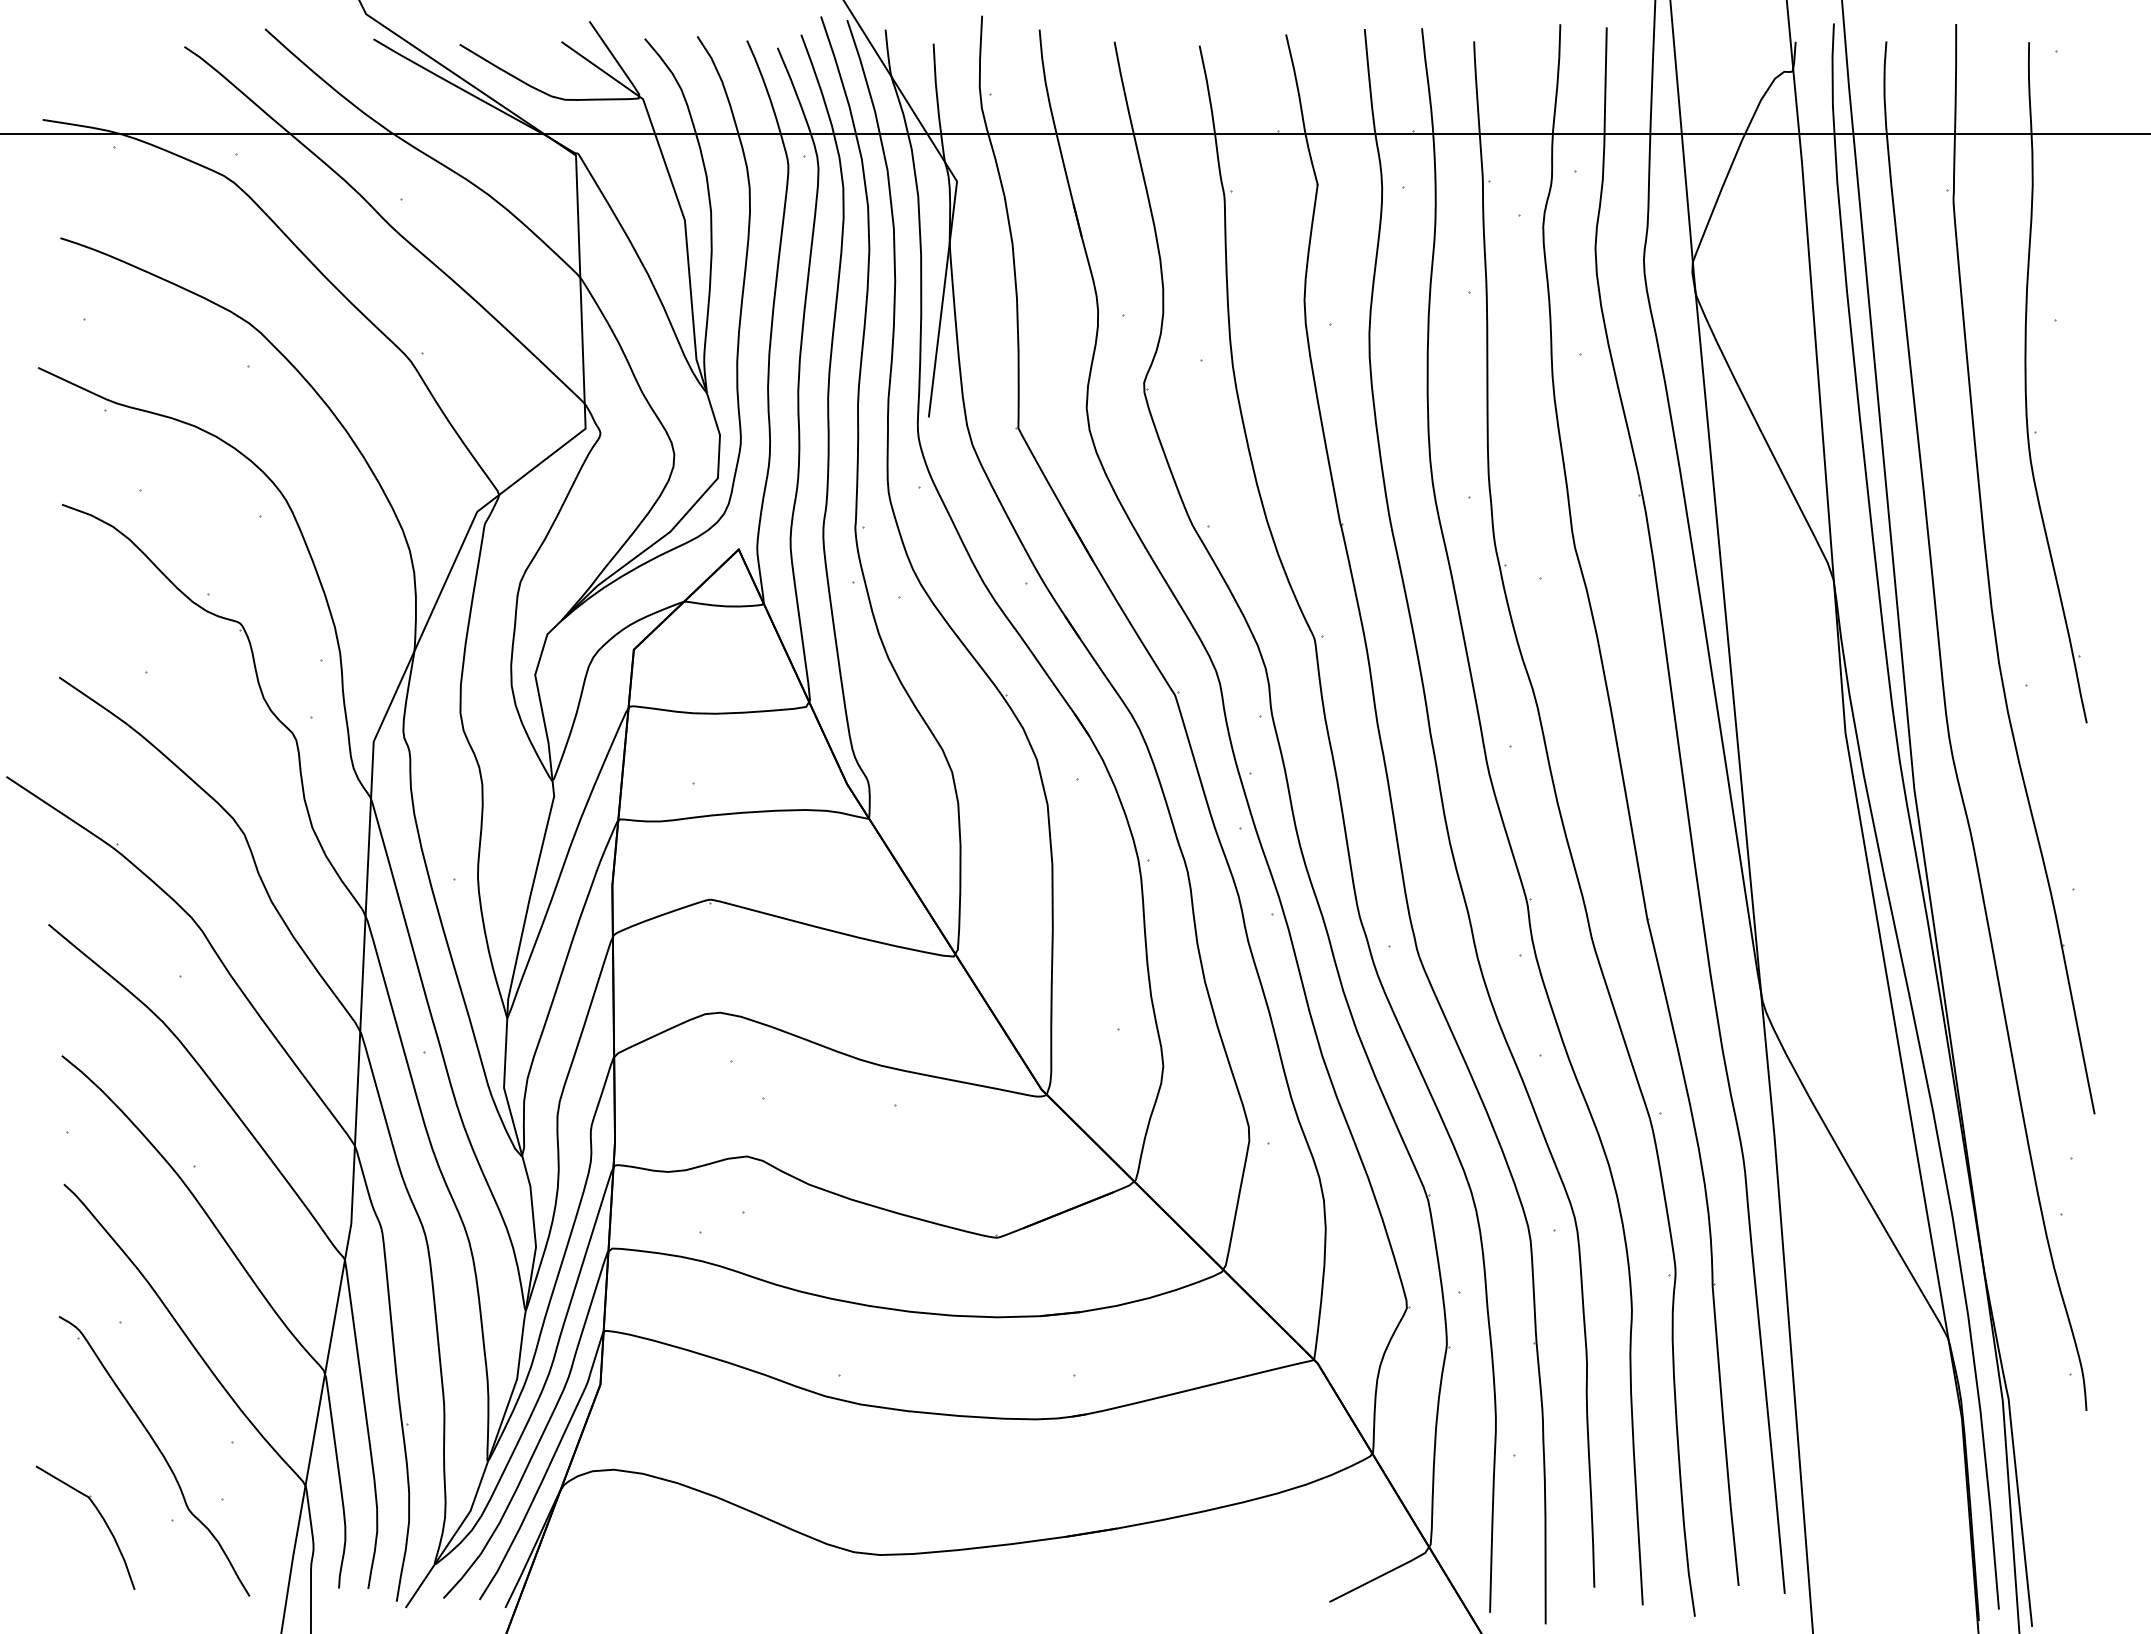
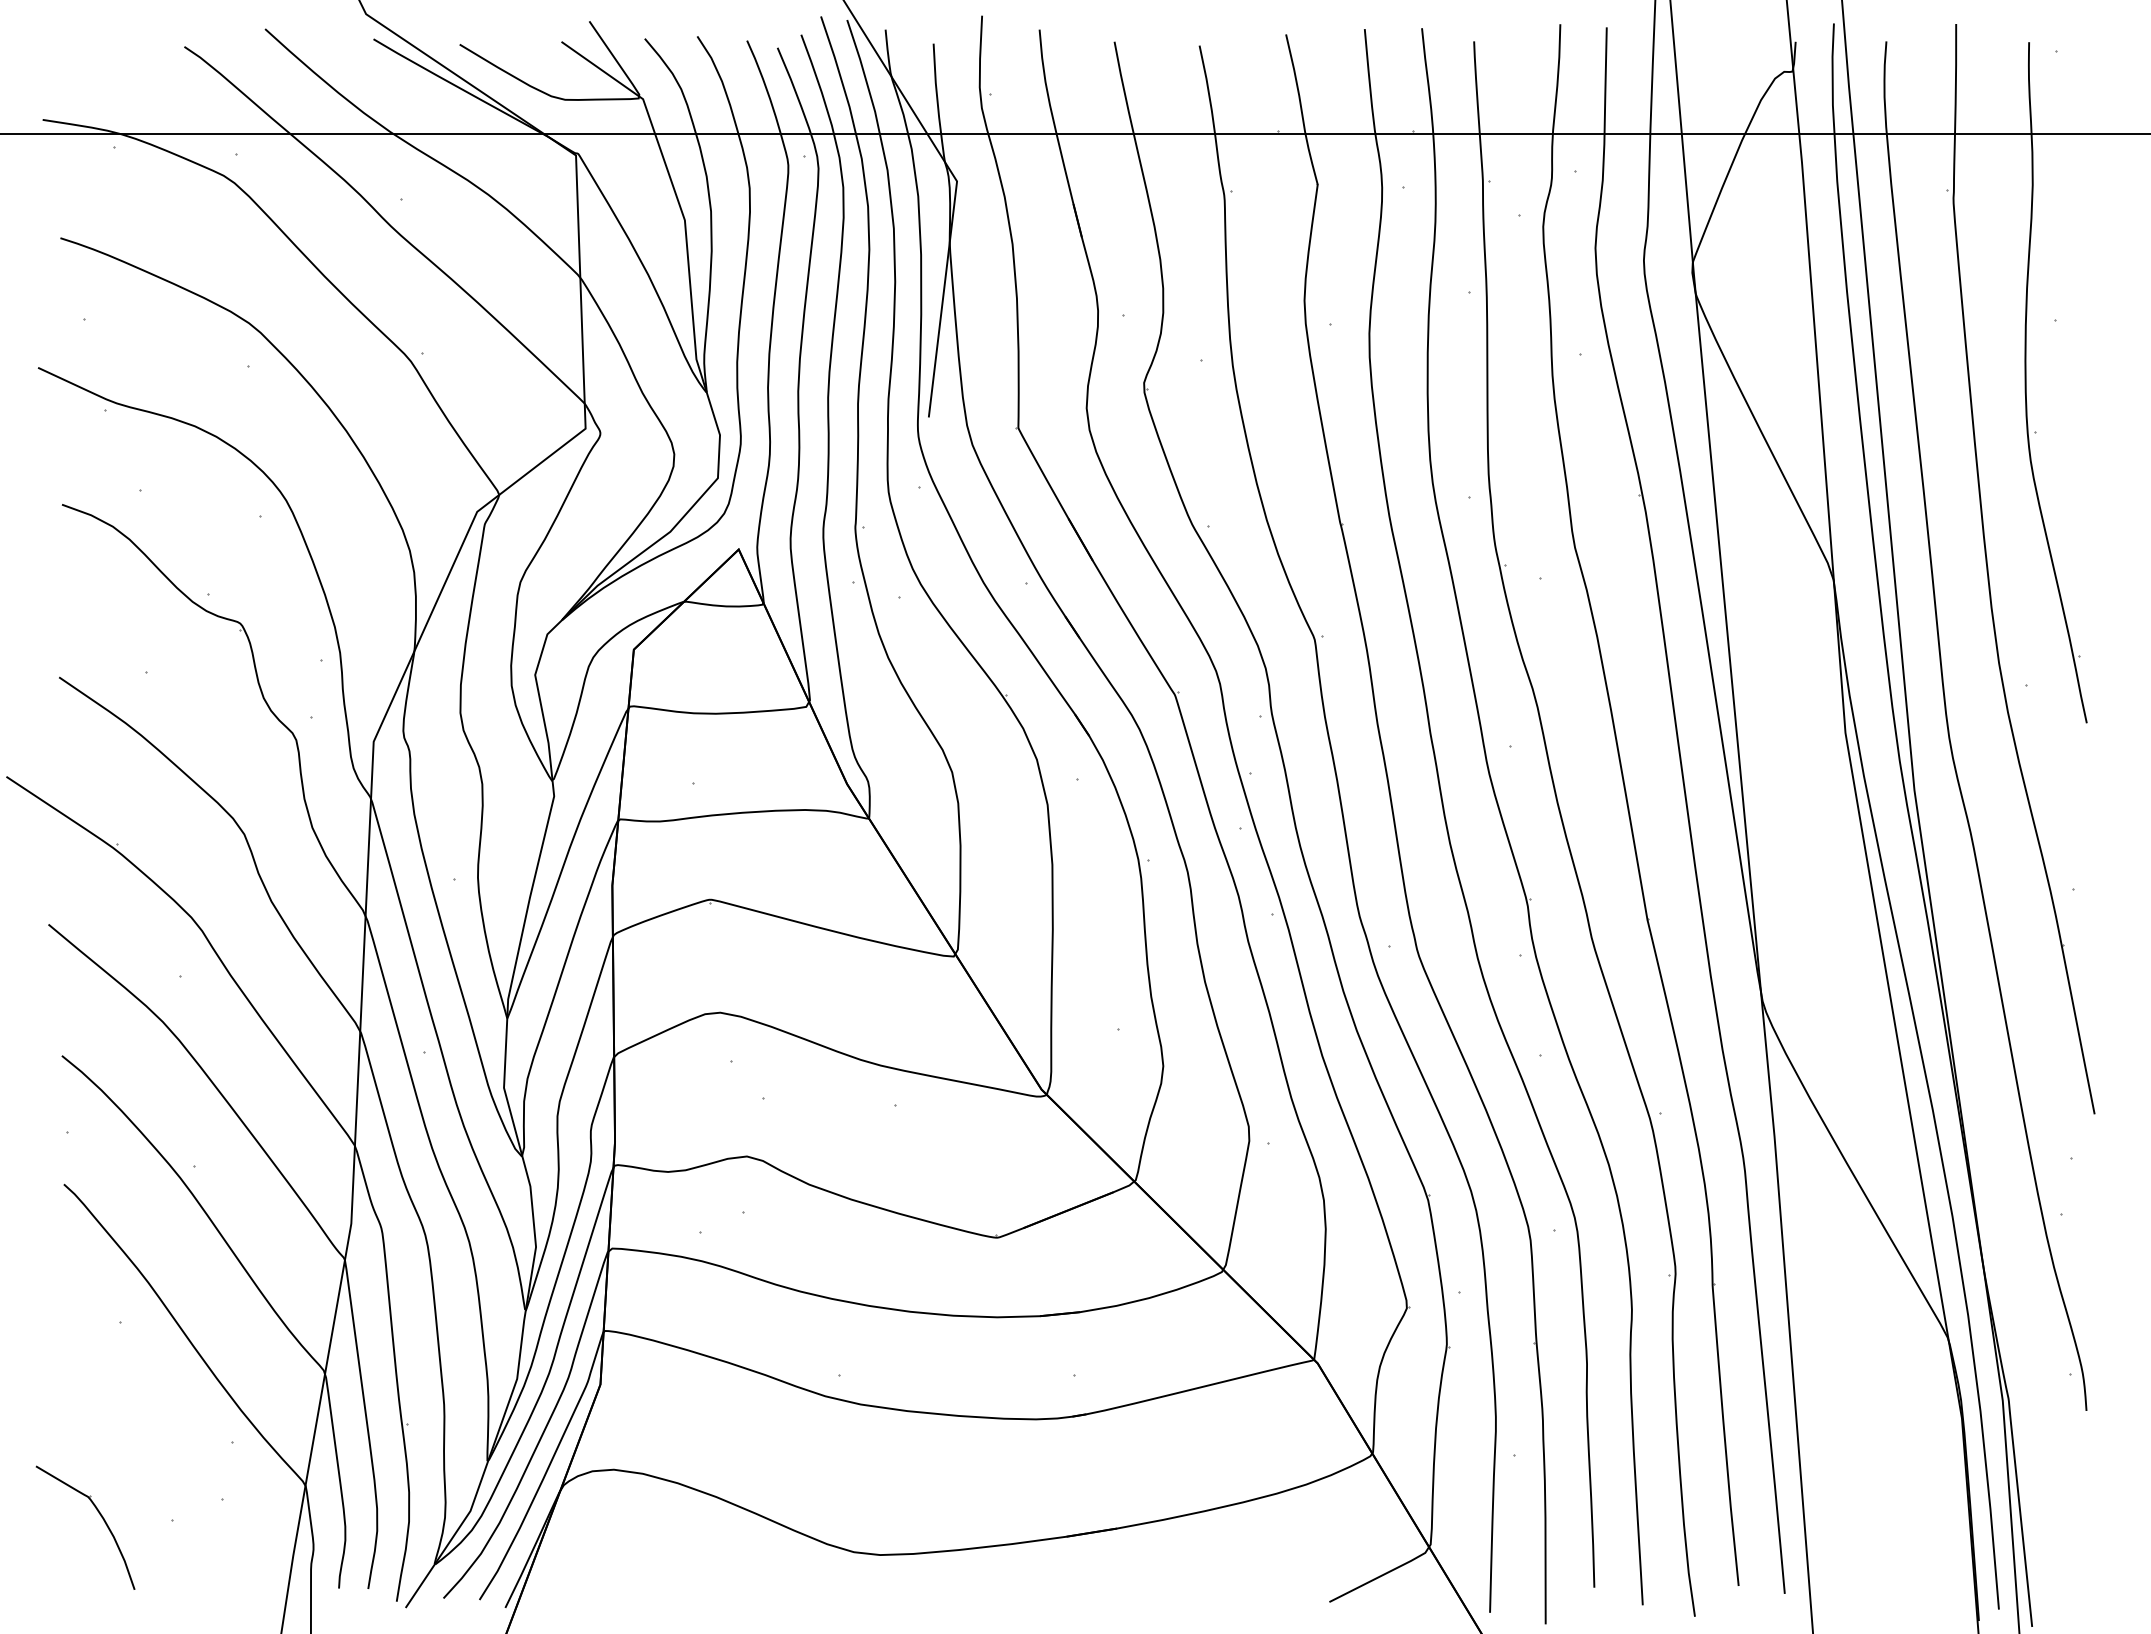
part: present -> none (160, 1453)
